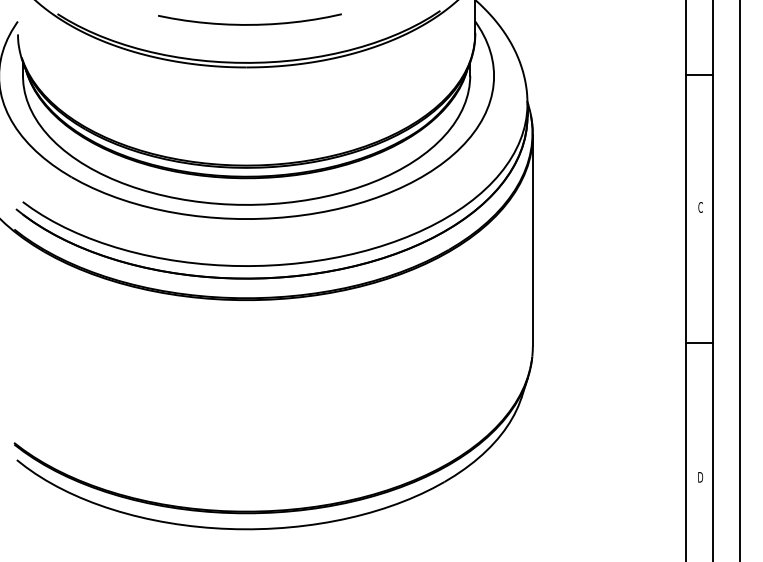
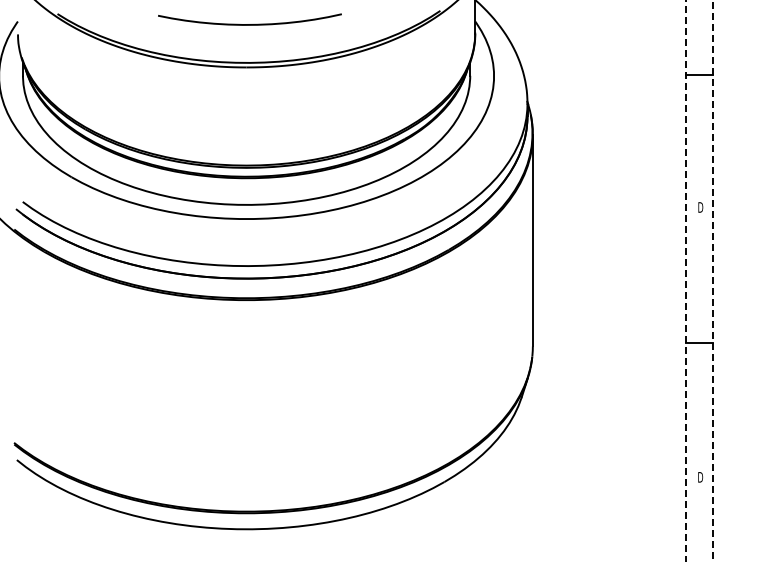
text: C -> D (700, 207)
line: solid -> dashed (686, 280)
line: present -> none (740, 280)
line: solid -> dashed (713, 281)
